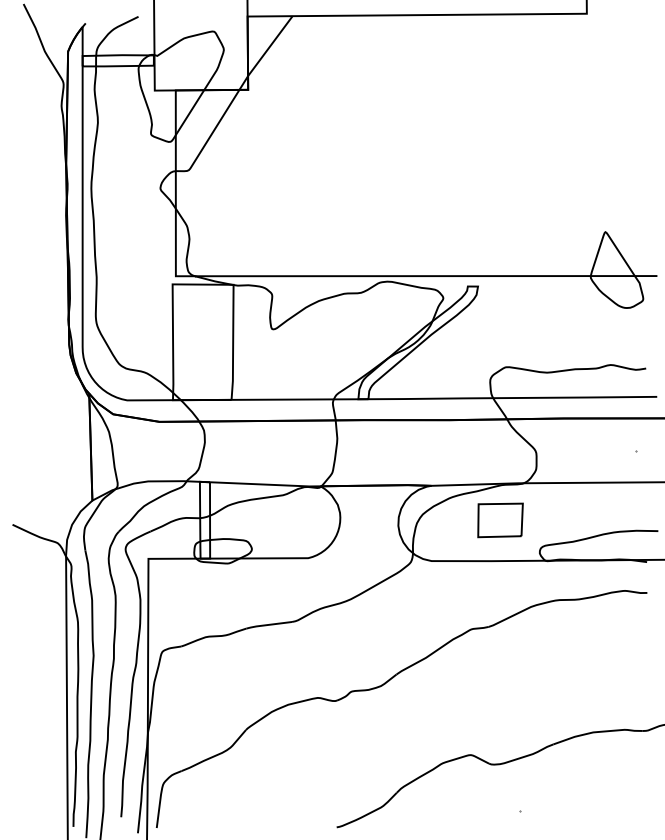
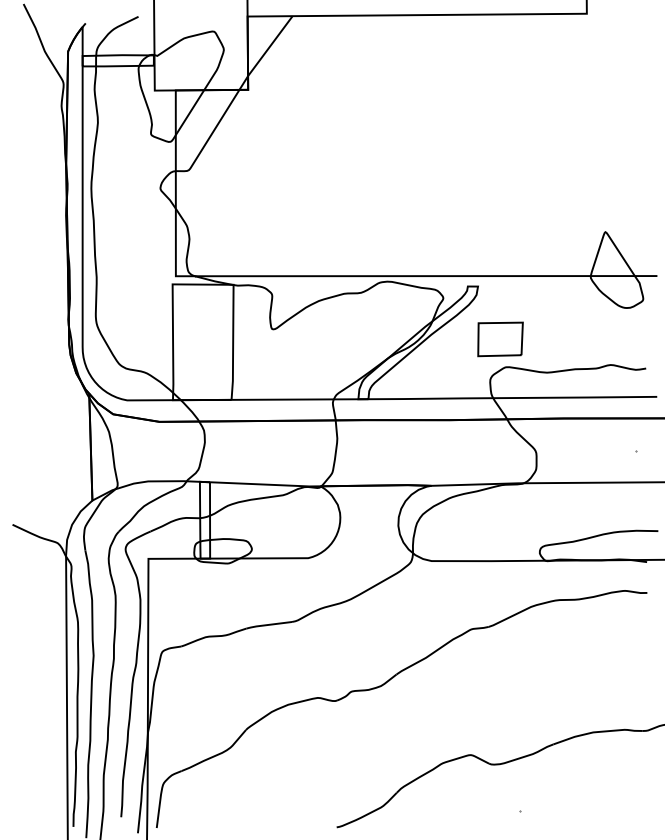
part position: (500, 520) -> (500, 339) (500, 339)
